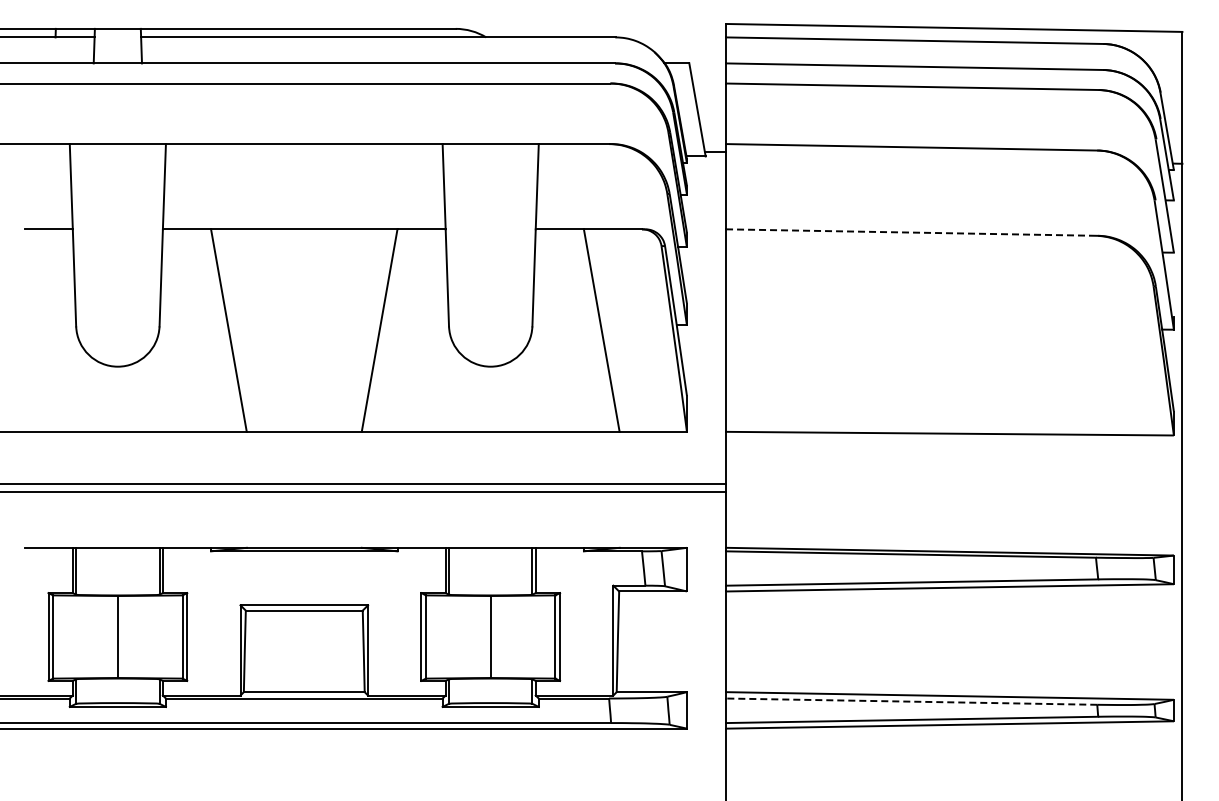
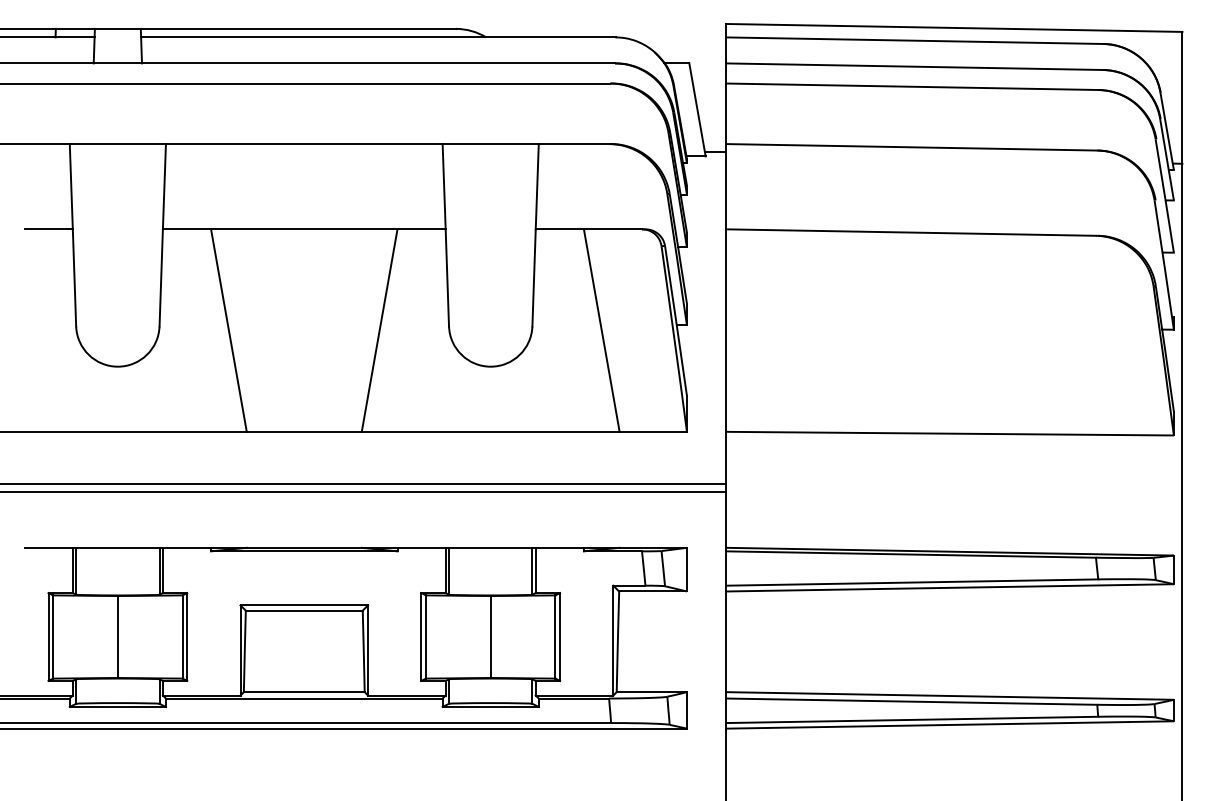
line: dashed -> solid (911, 232)
line: dashed -> solid (911, 701)
